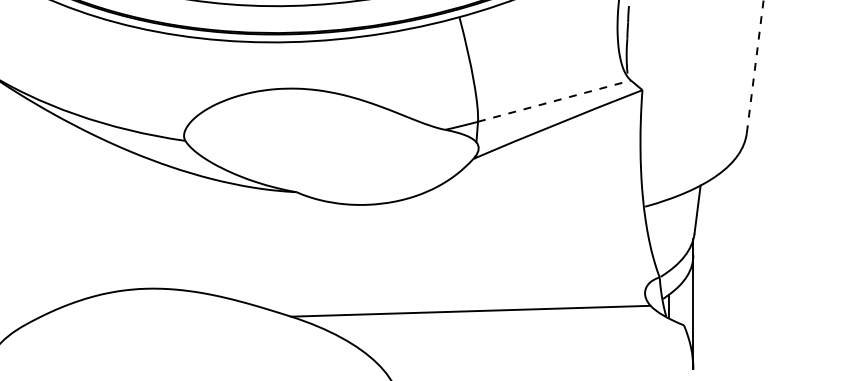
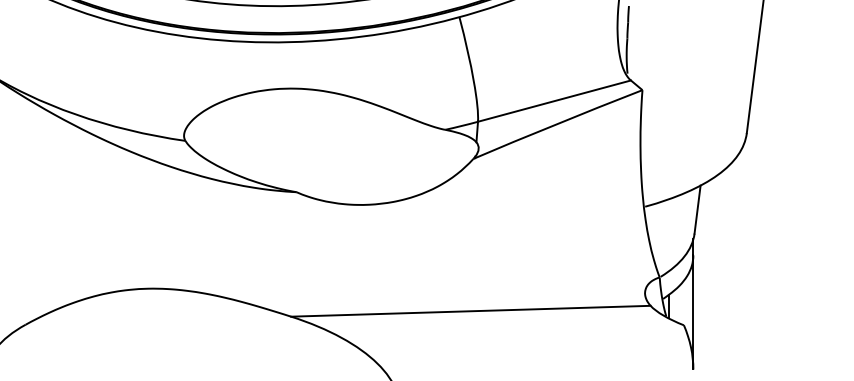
line: dashed -> solid (755, 66)
line: dashed -> solid (554, 101)
